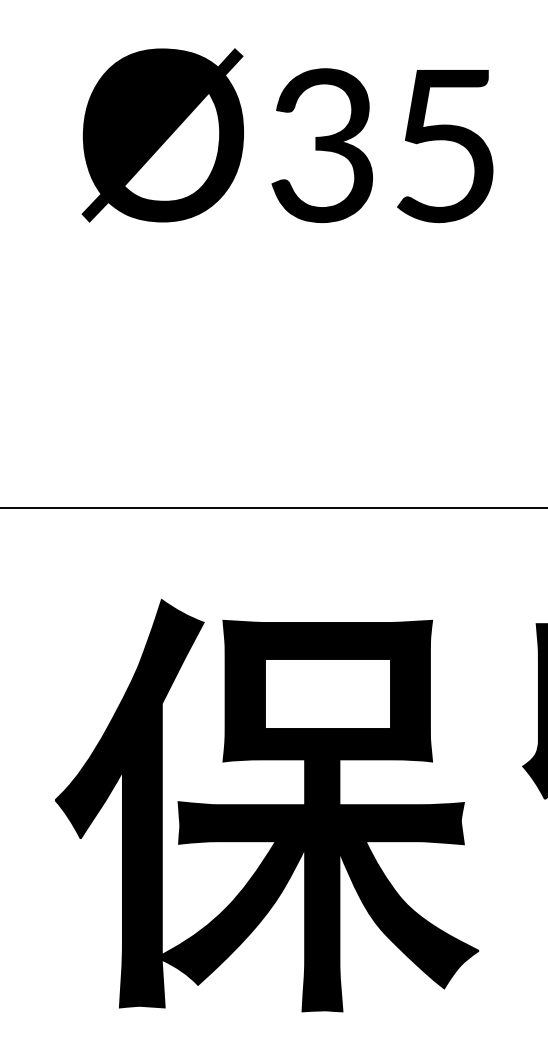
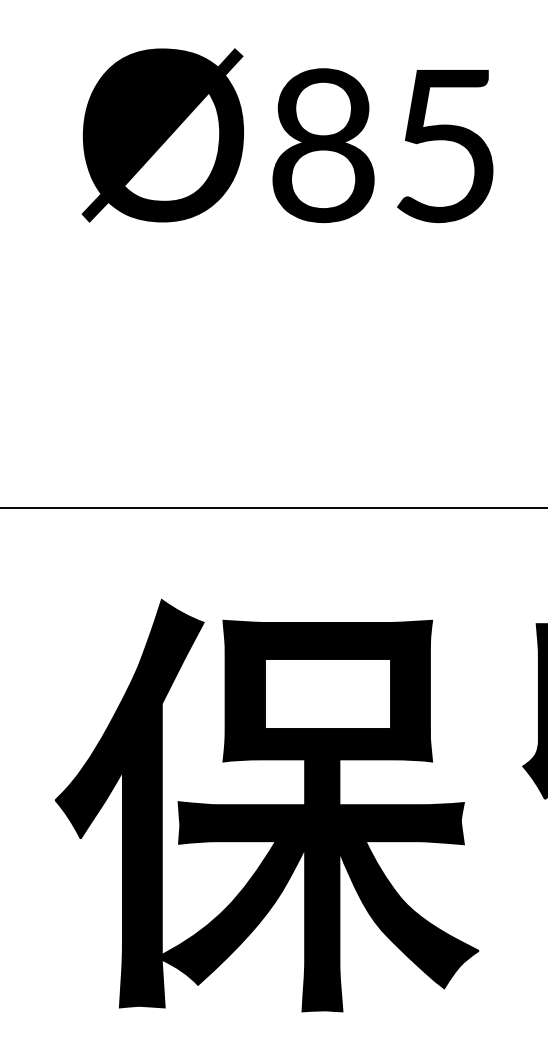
text: 35 -> 85 (322, 145)
